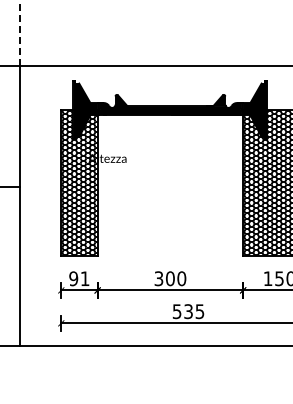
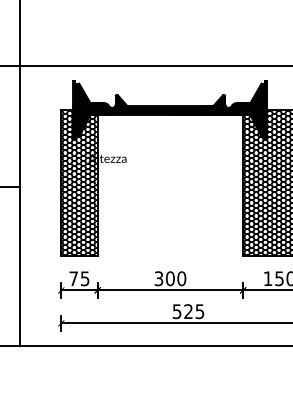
line: dashed -> solid (19, 32)
text: 91 -> 75 (79, 278)
text: 535 -> 525 (188, 311)
